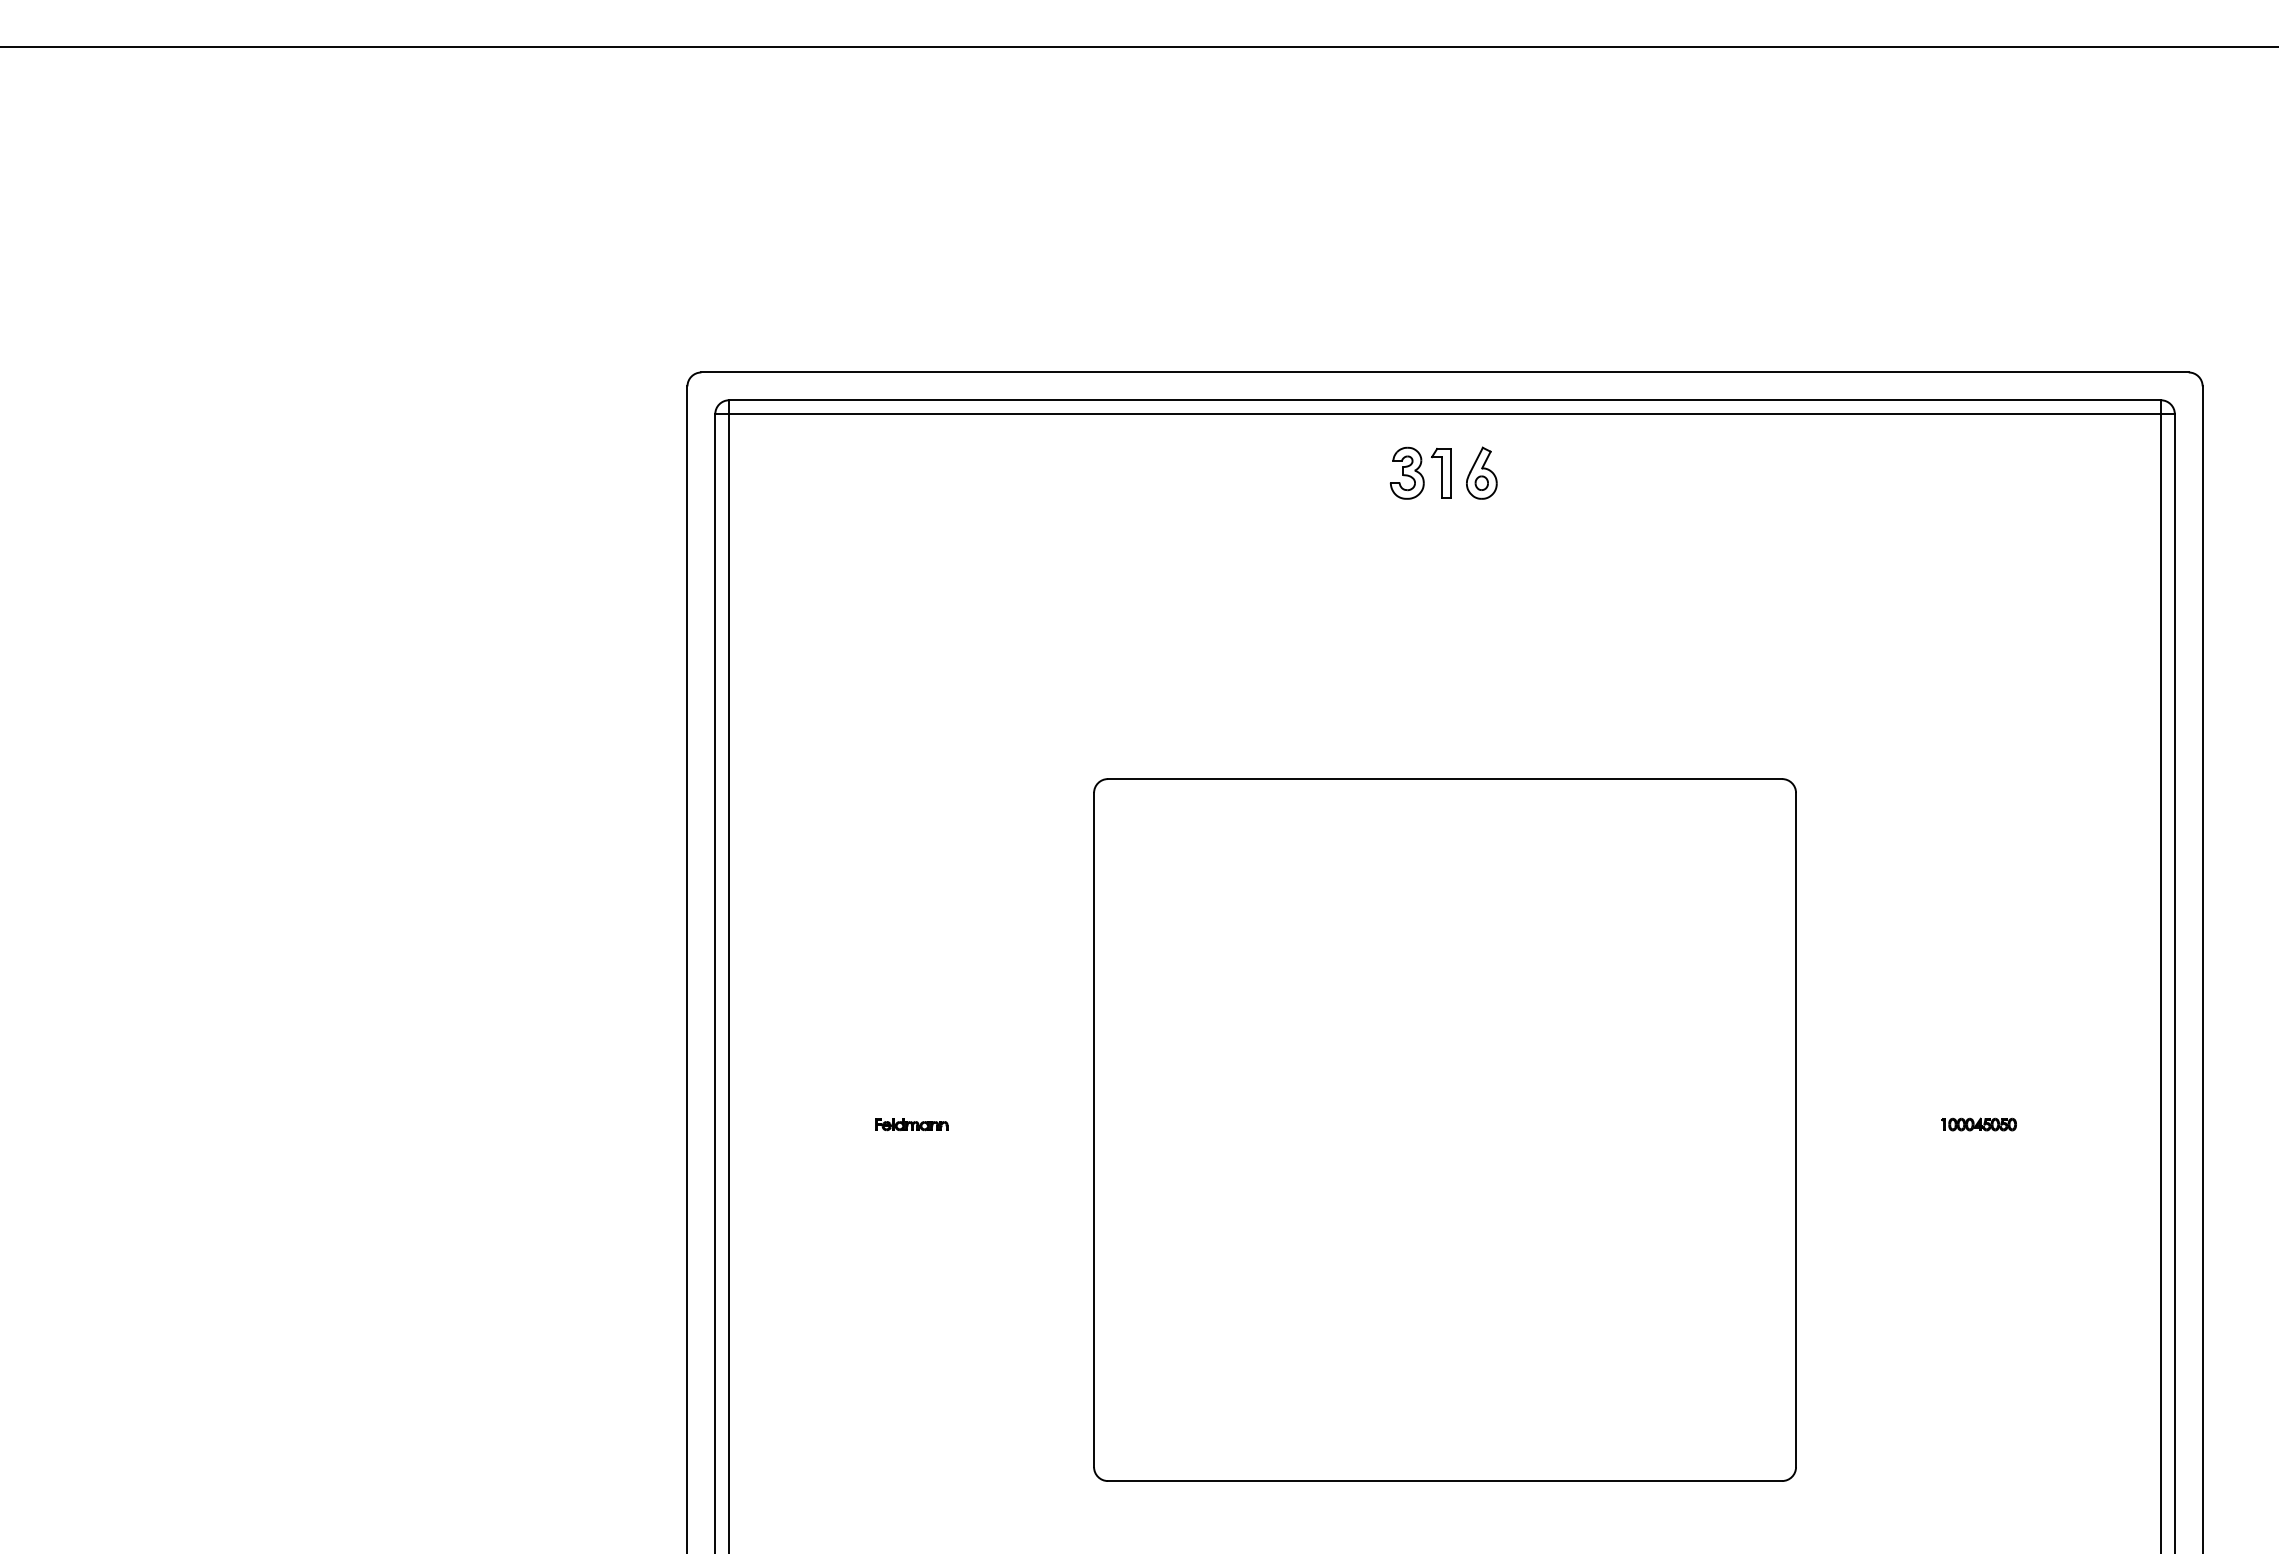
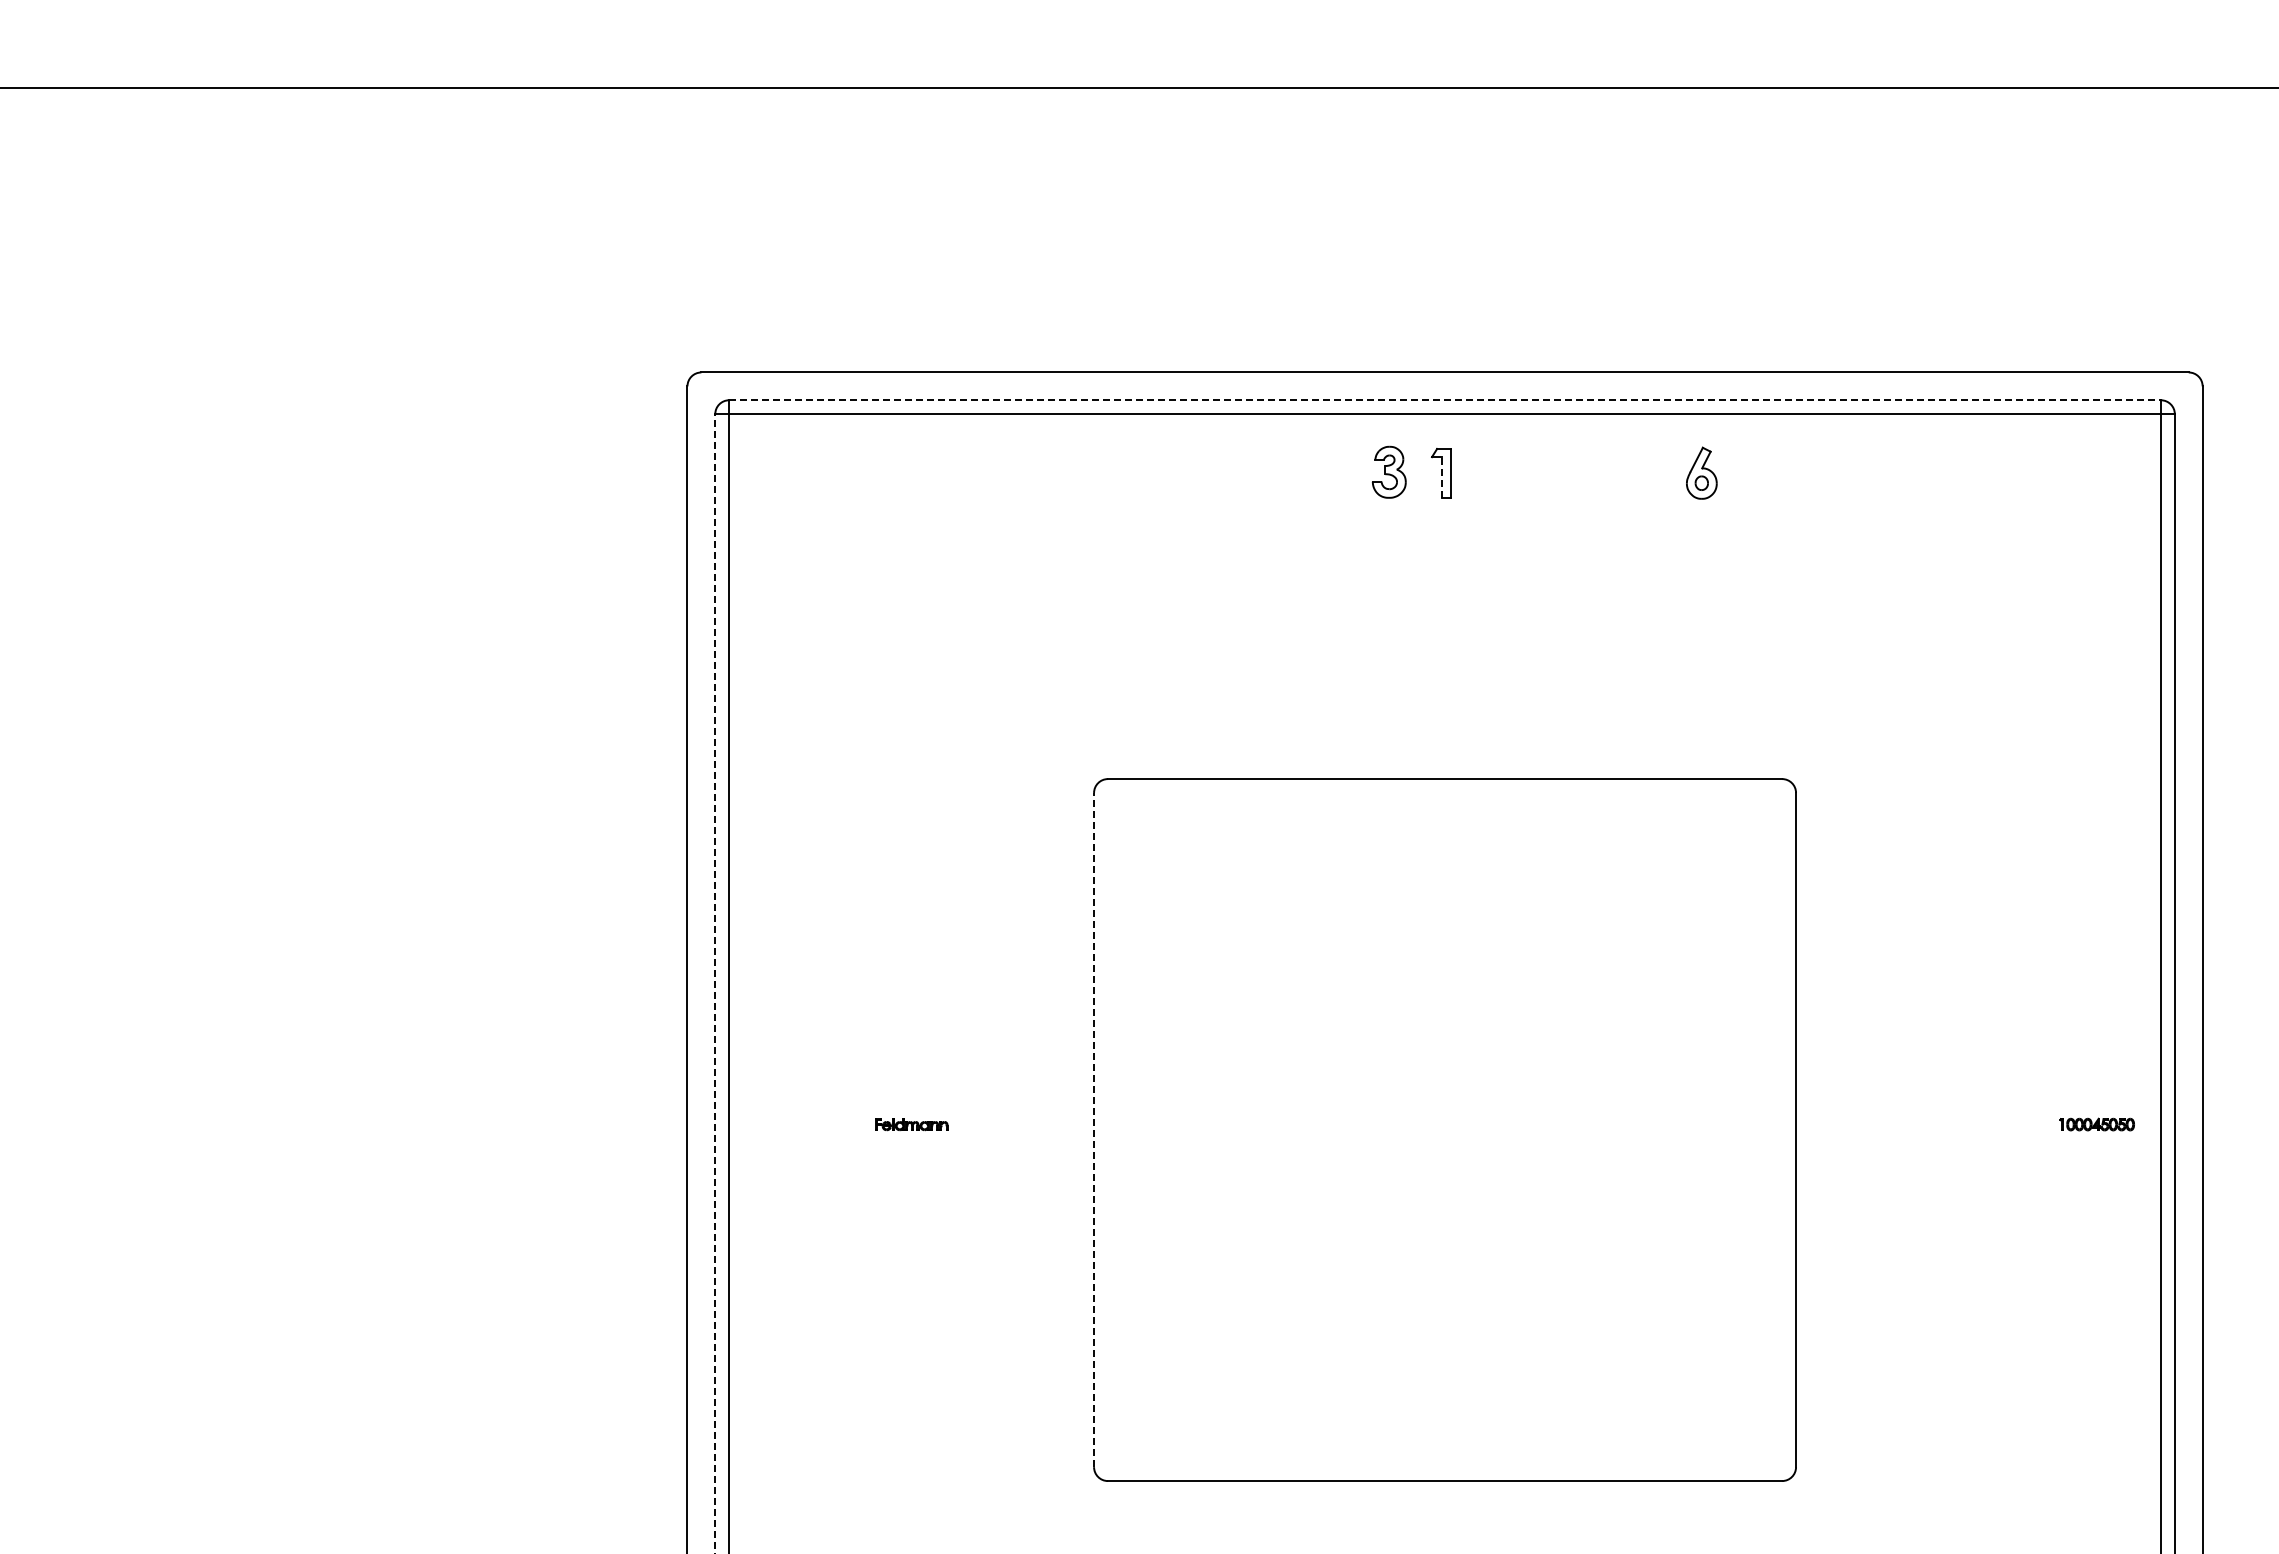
line position: (1138, 46) -> (1138, 87) (1138, 87)
line: solid -> dashed (1445, 400)
part position: (1406, 472) -> (1388, 471) (1388, 471)
part position: (1481, 472) -> (1701, 472) (1701, 472)
line: solid -> dashed (1441, 476)
line: solid -> dashed (715, 983)
part position: (1978, 1124) -> (2096, 1124) (2096, 1124)
line: solid -> dashed (1094, 1129)
